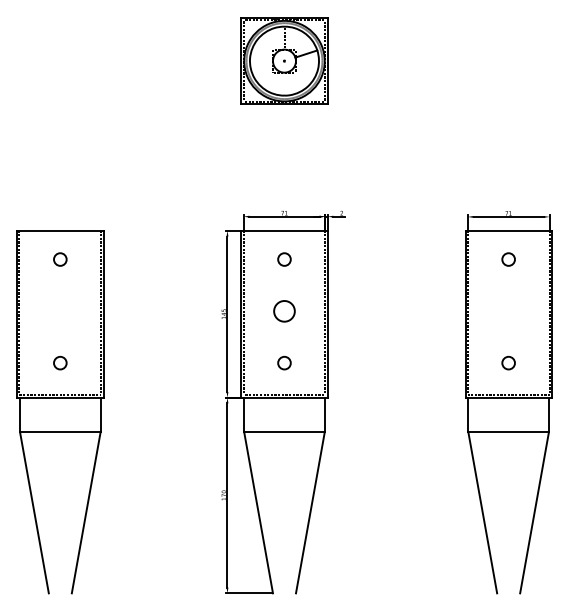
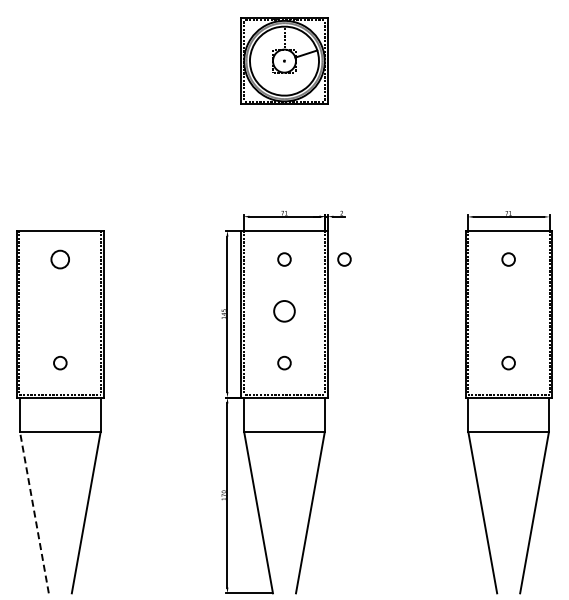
circle size: 15x15 px -> 20x21 px (59, 259)
circle: none -> present (344, 259)
line: solid -> dashed (34, 512)
